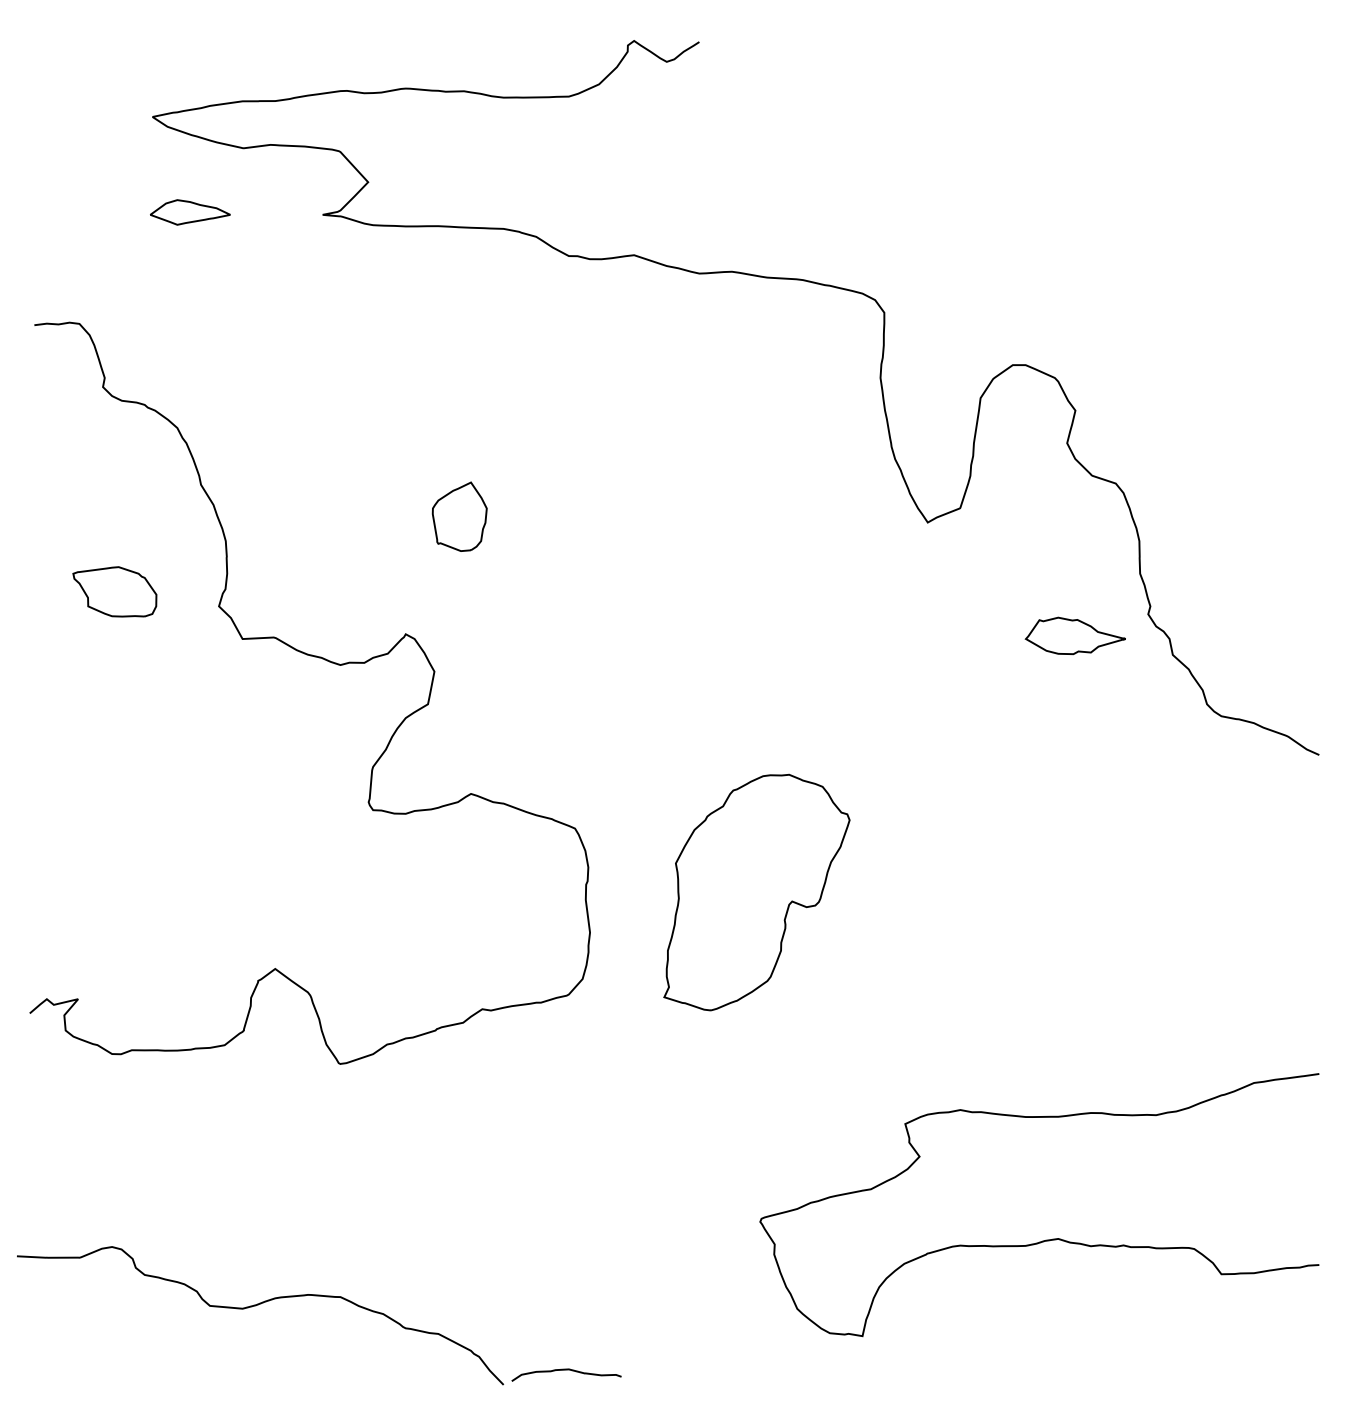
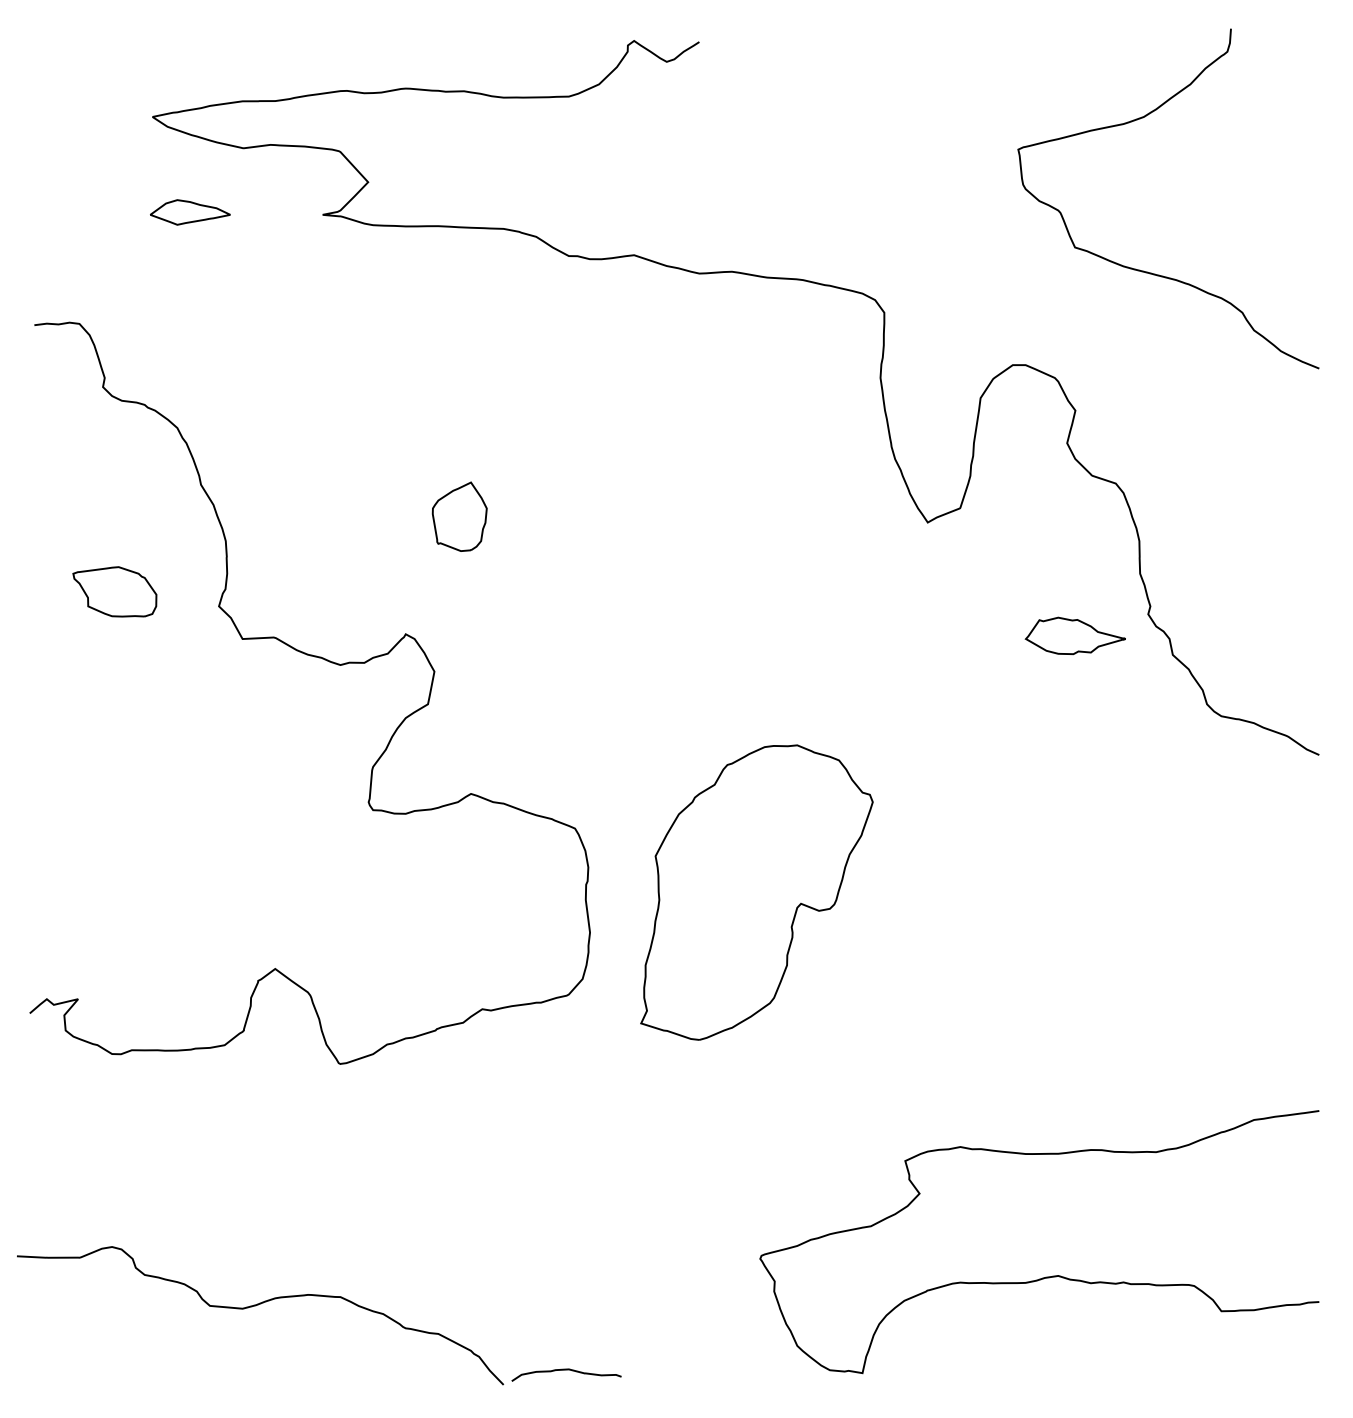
curve: none -> present (1151, 272)
part size: 188x239 px -> 234x297 px (756, 892)
curve position: (1046, 1239) -> (1046, 1276) (1046, 1276)
